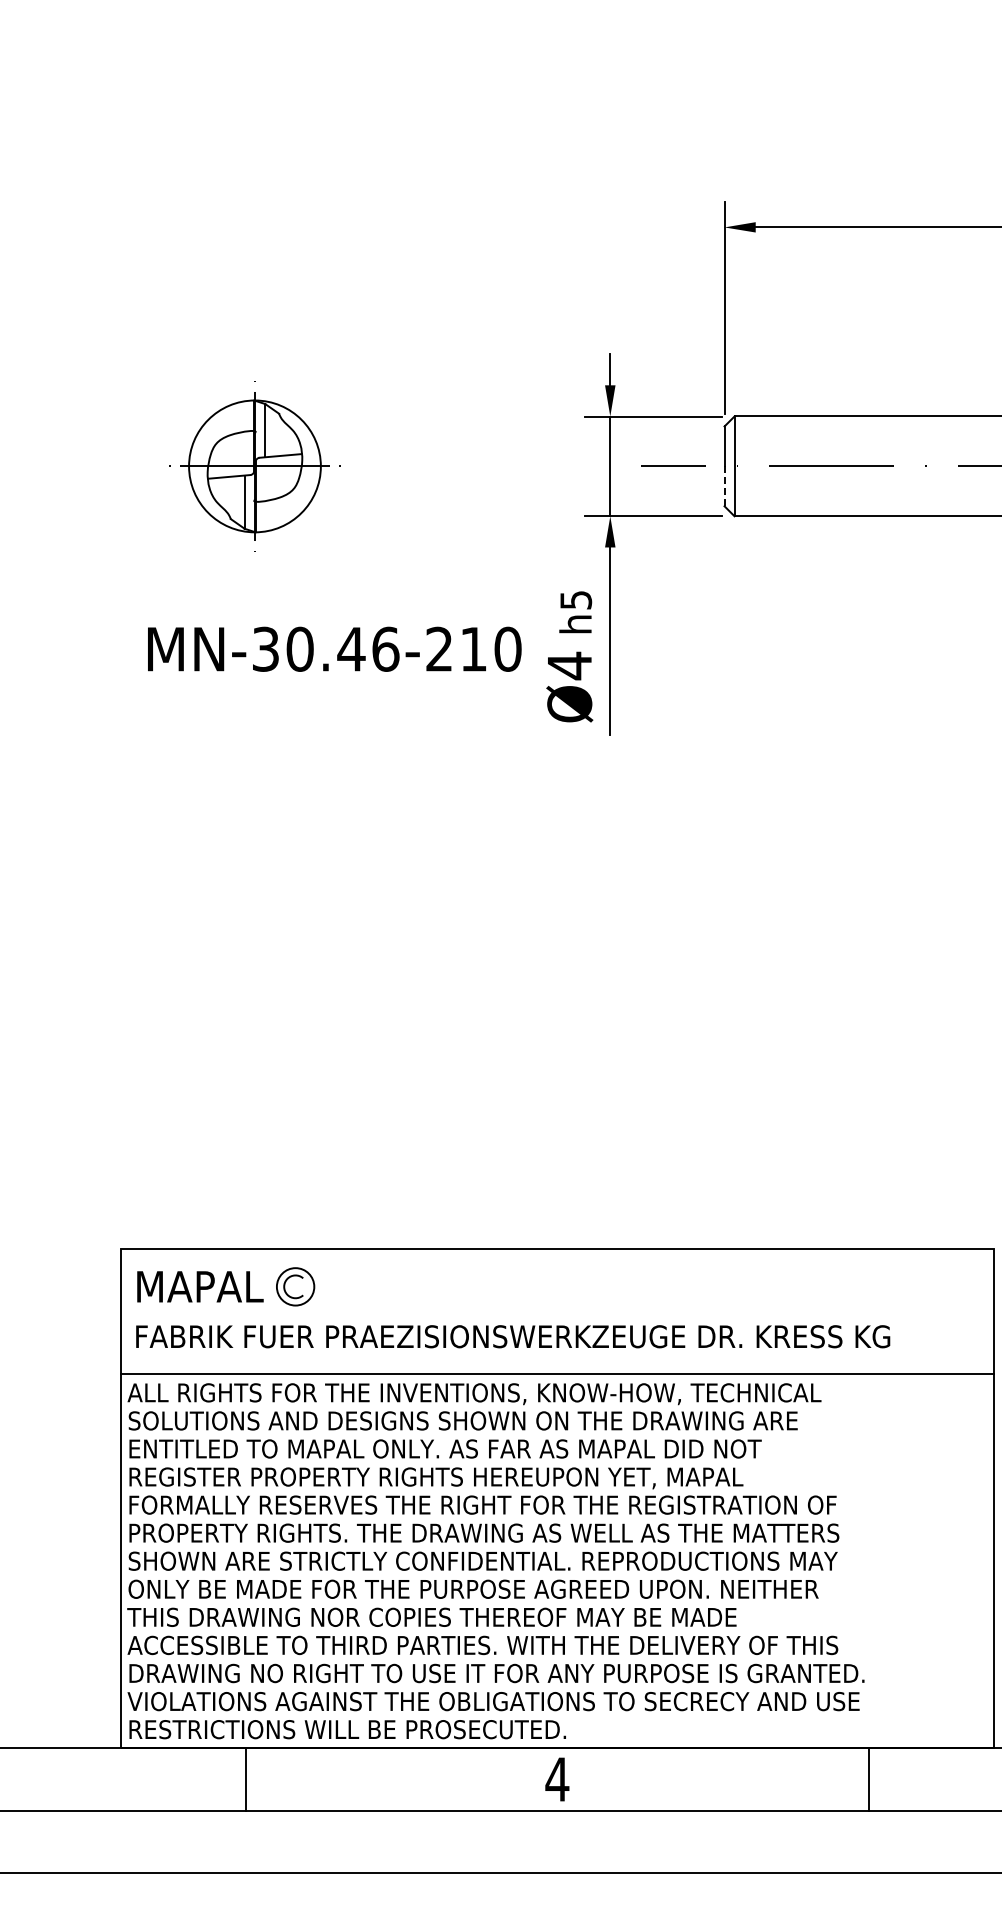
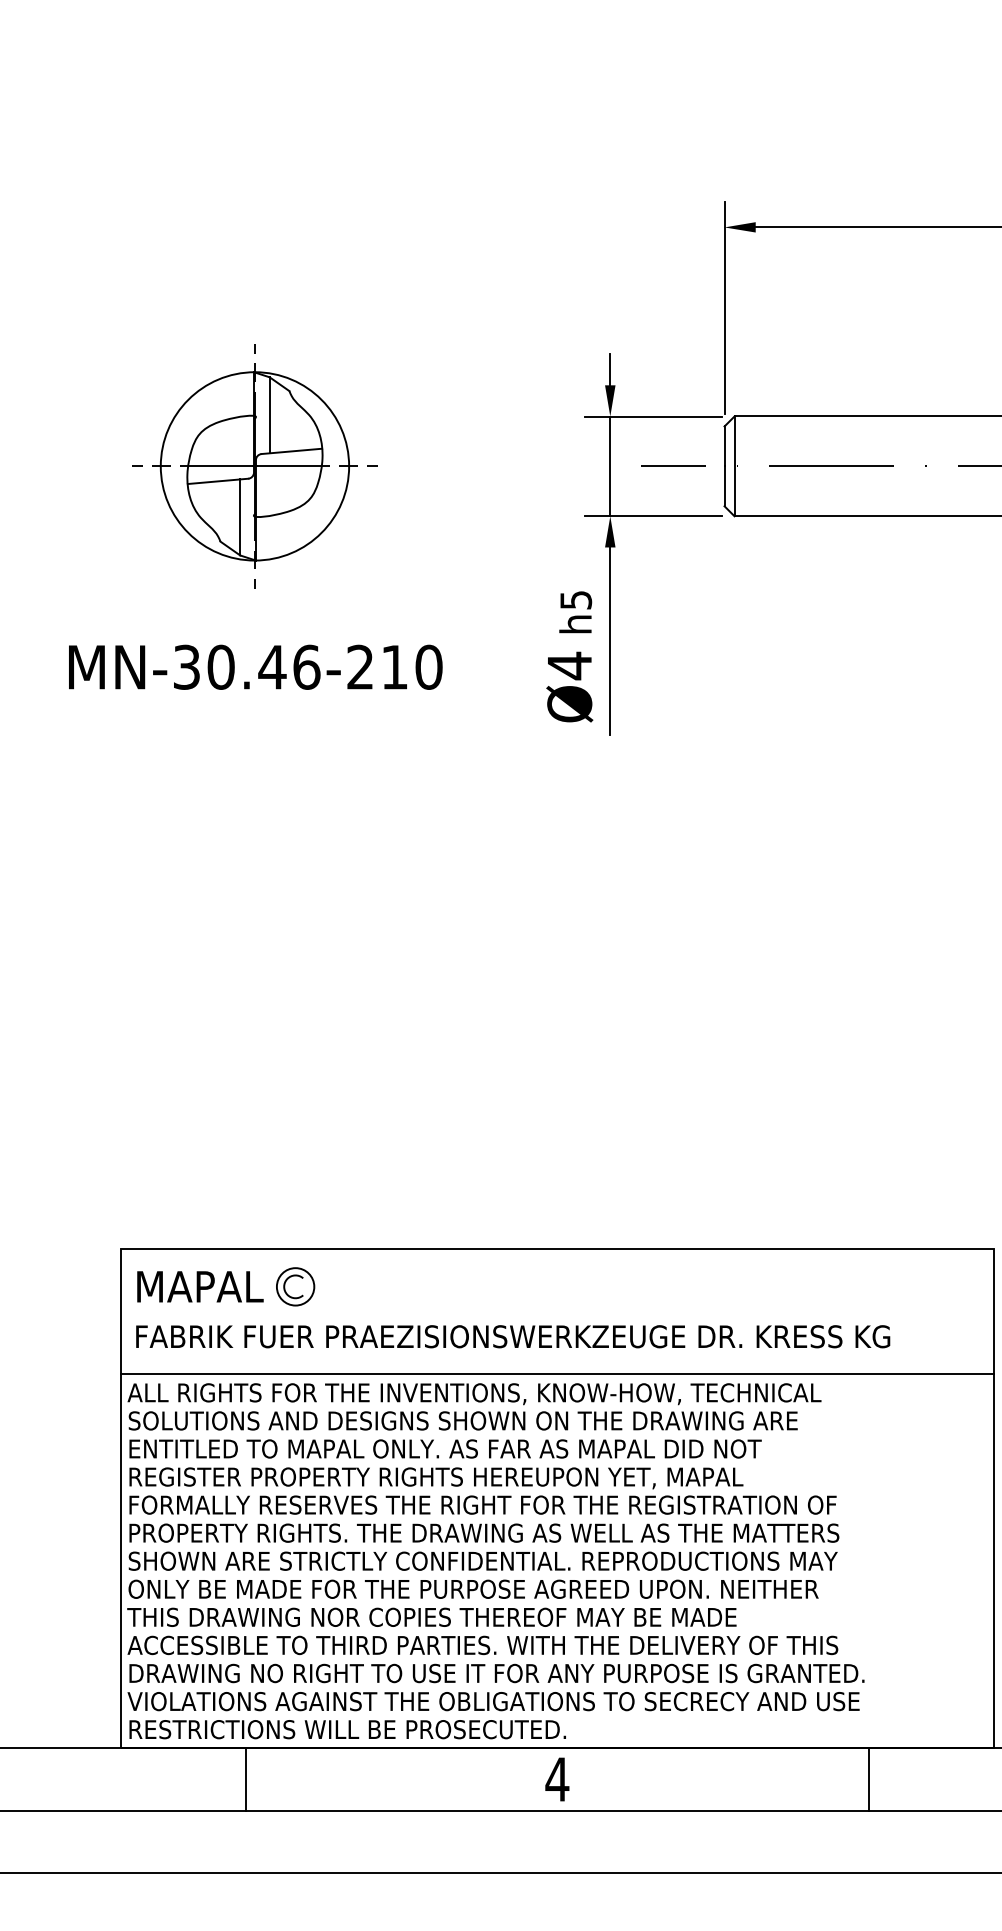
part size: 172x171 px -> 246x245 px (254, 466)
line: dashed -> solid (724, 486)
text position: (334, 648) -> (255, 666) (255, 666)
